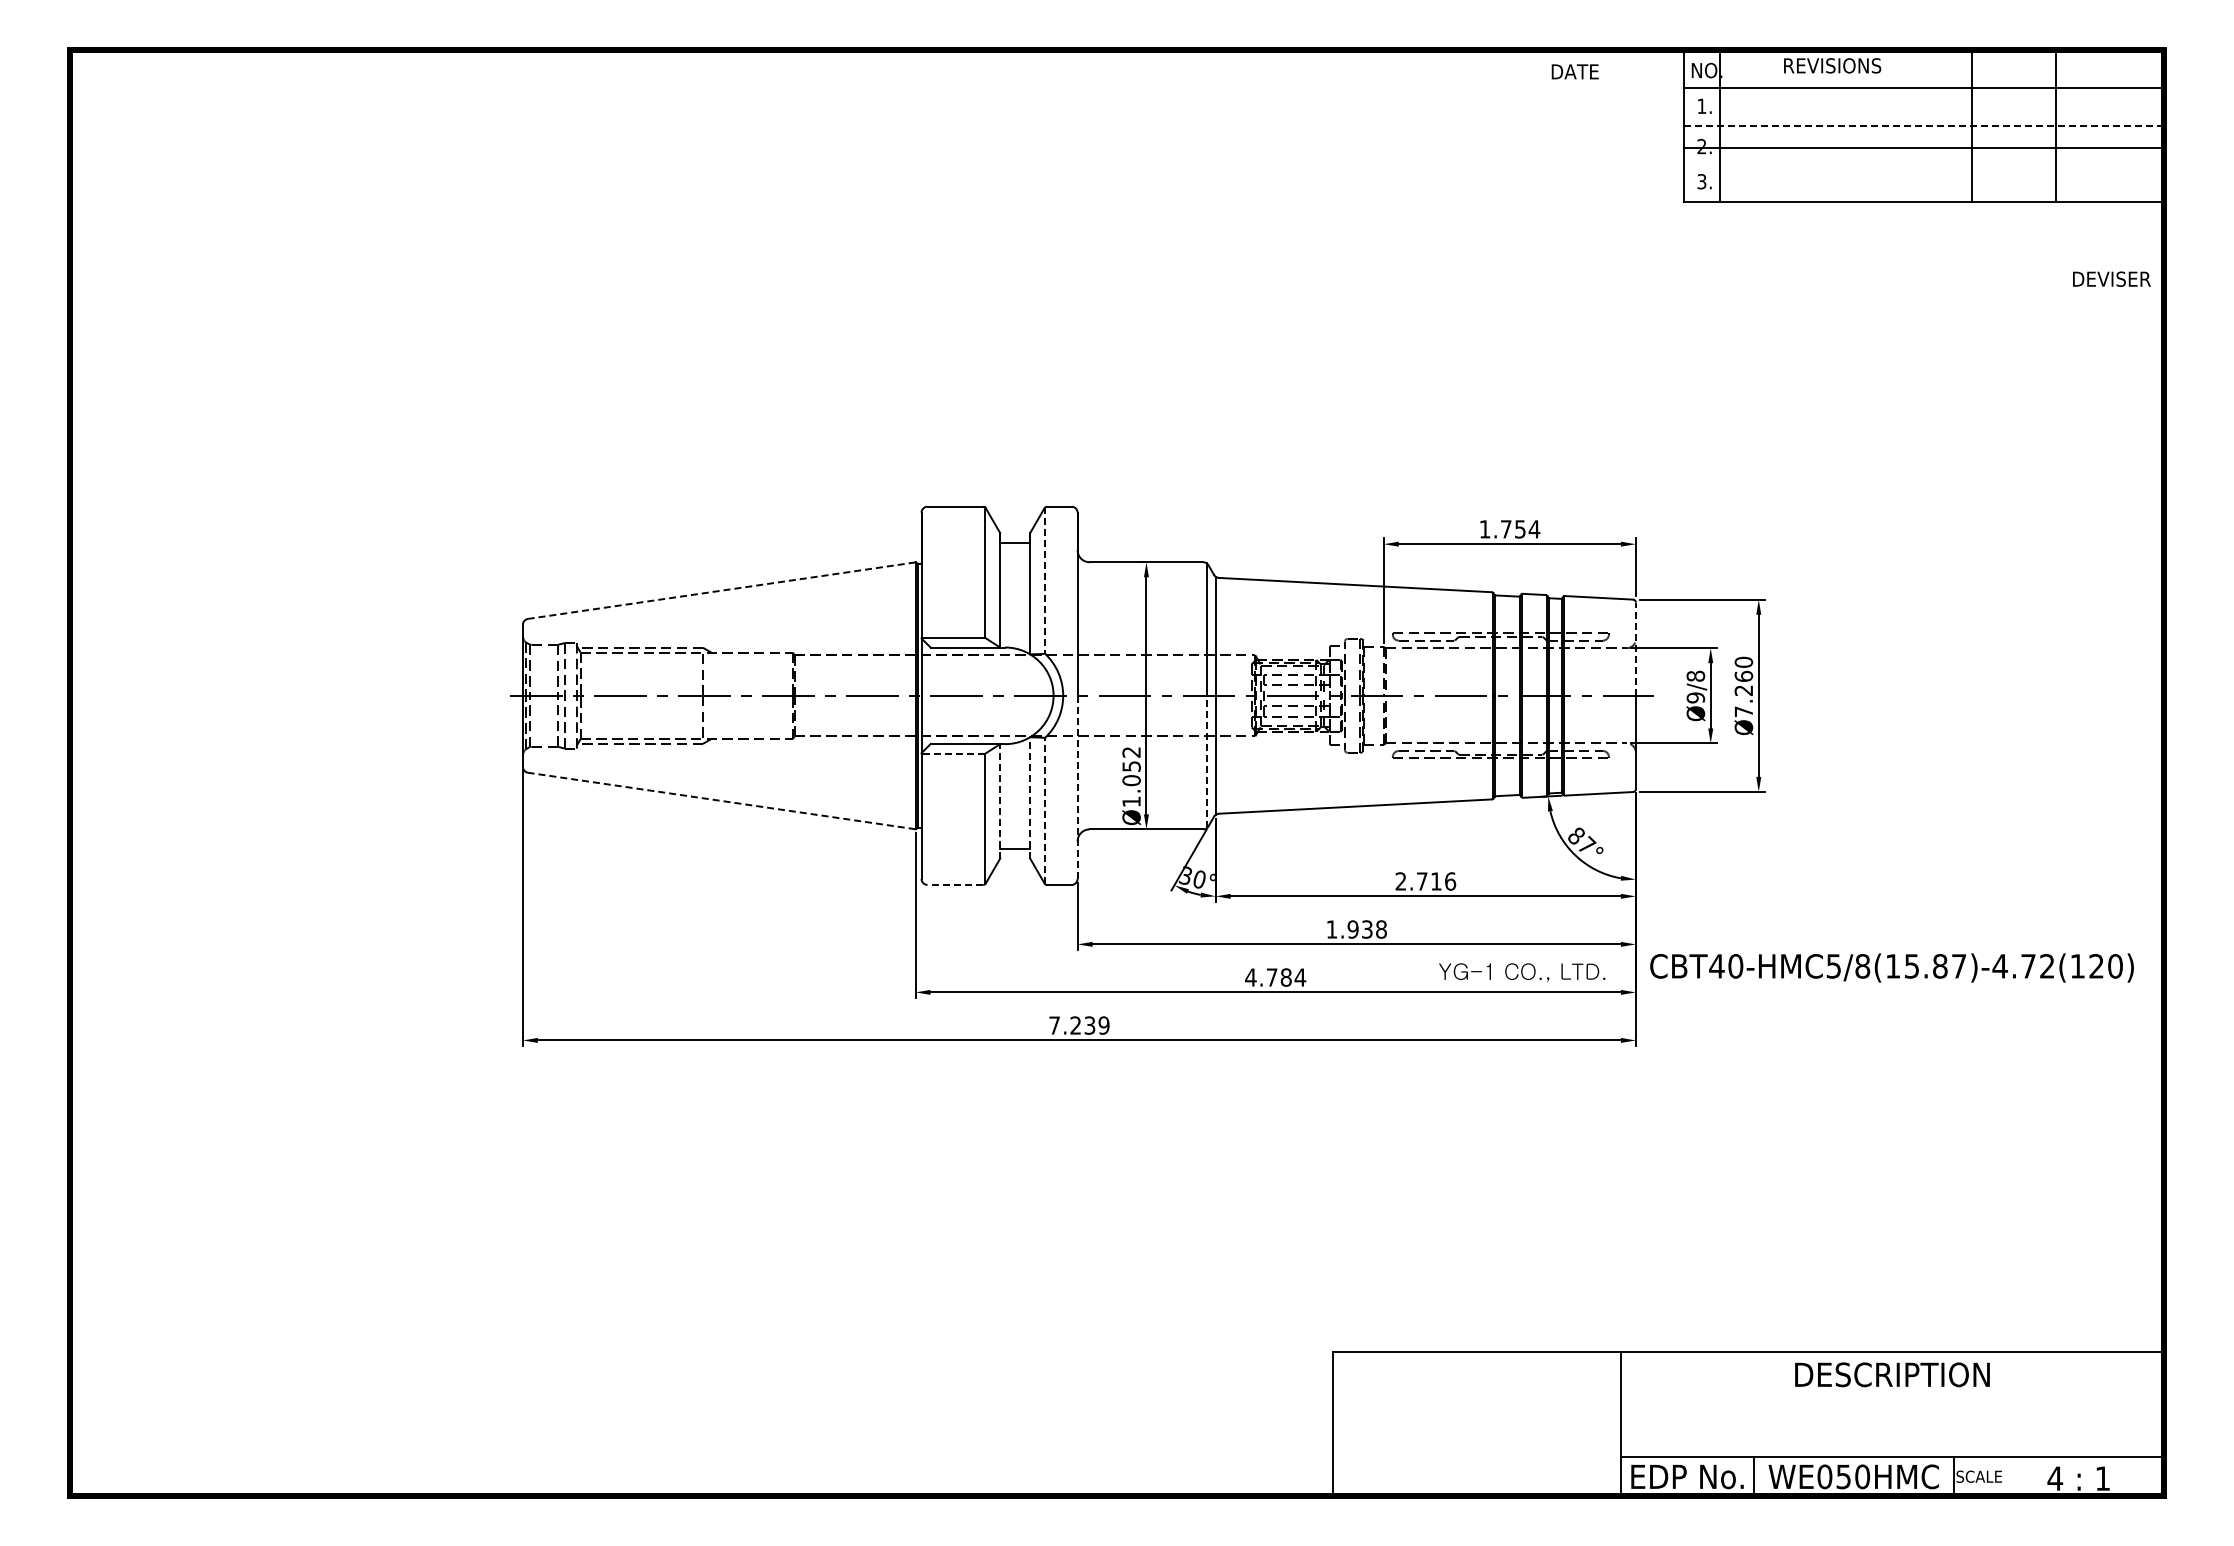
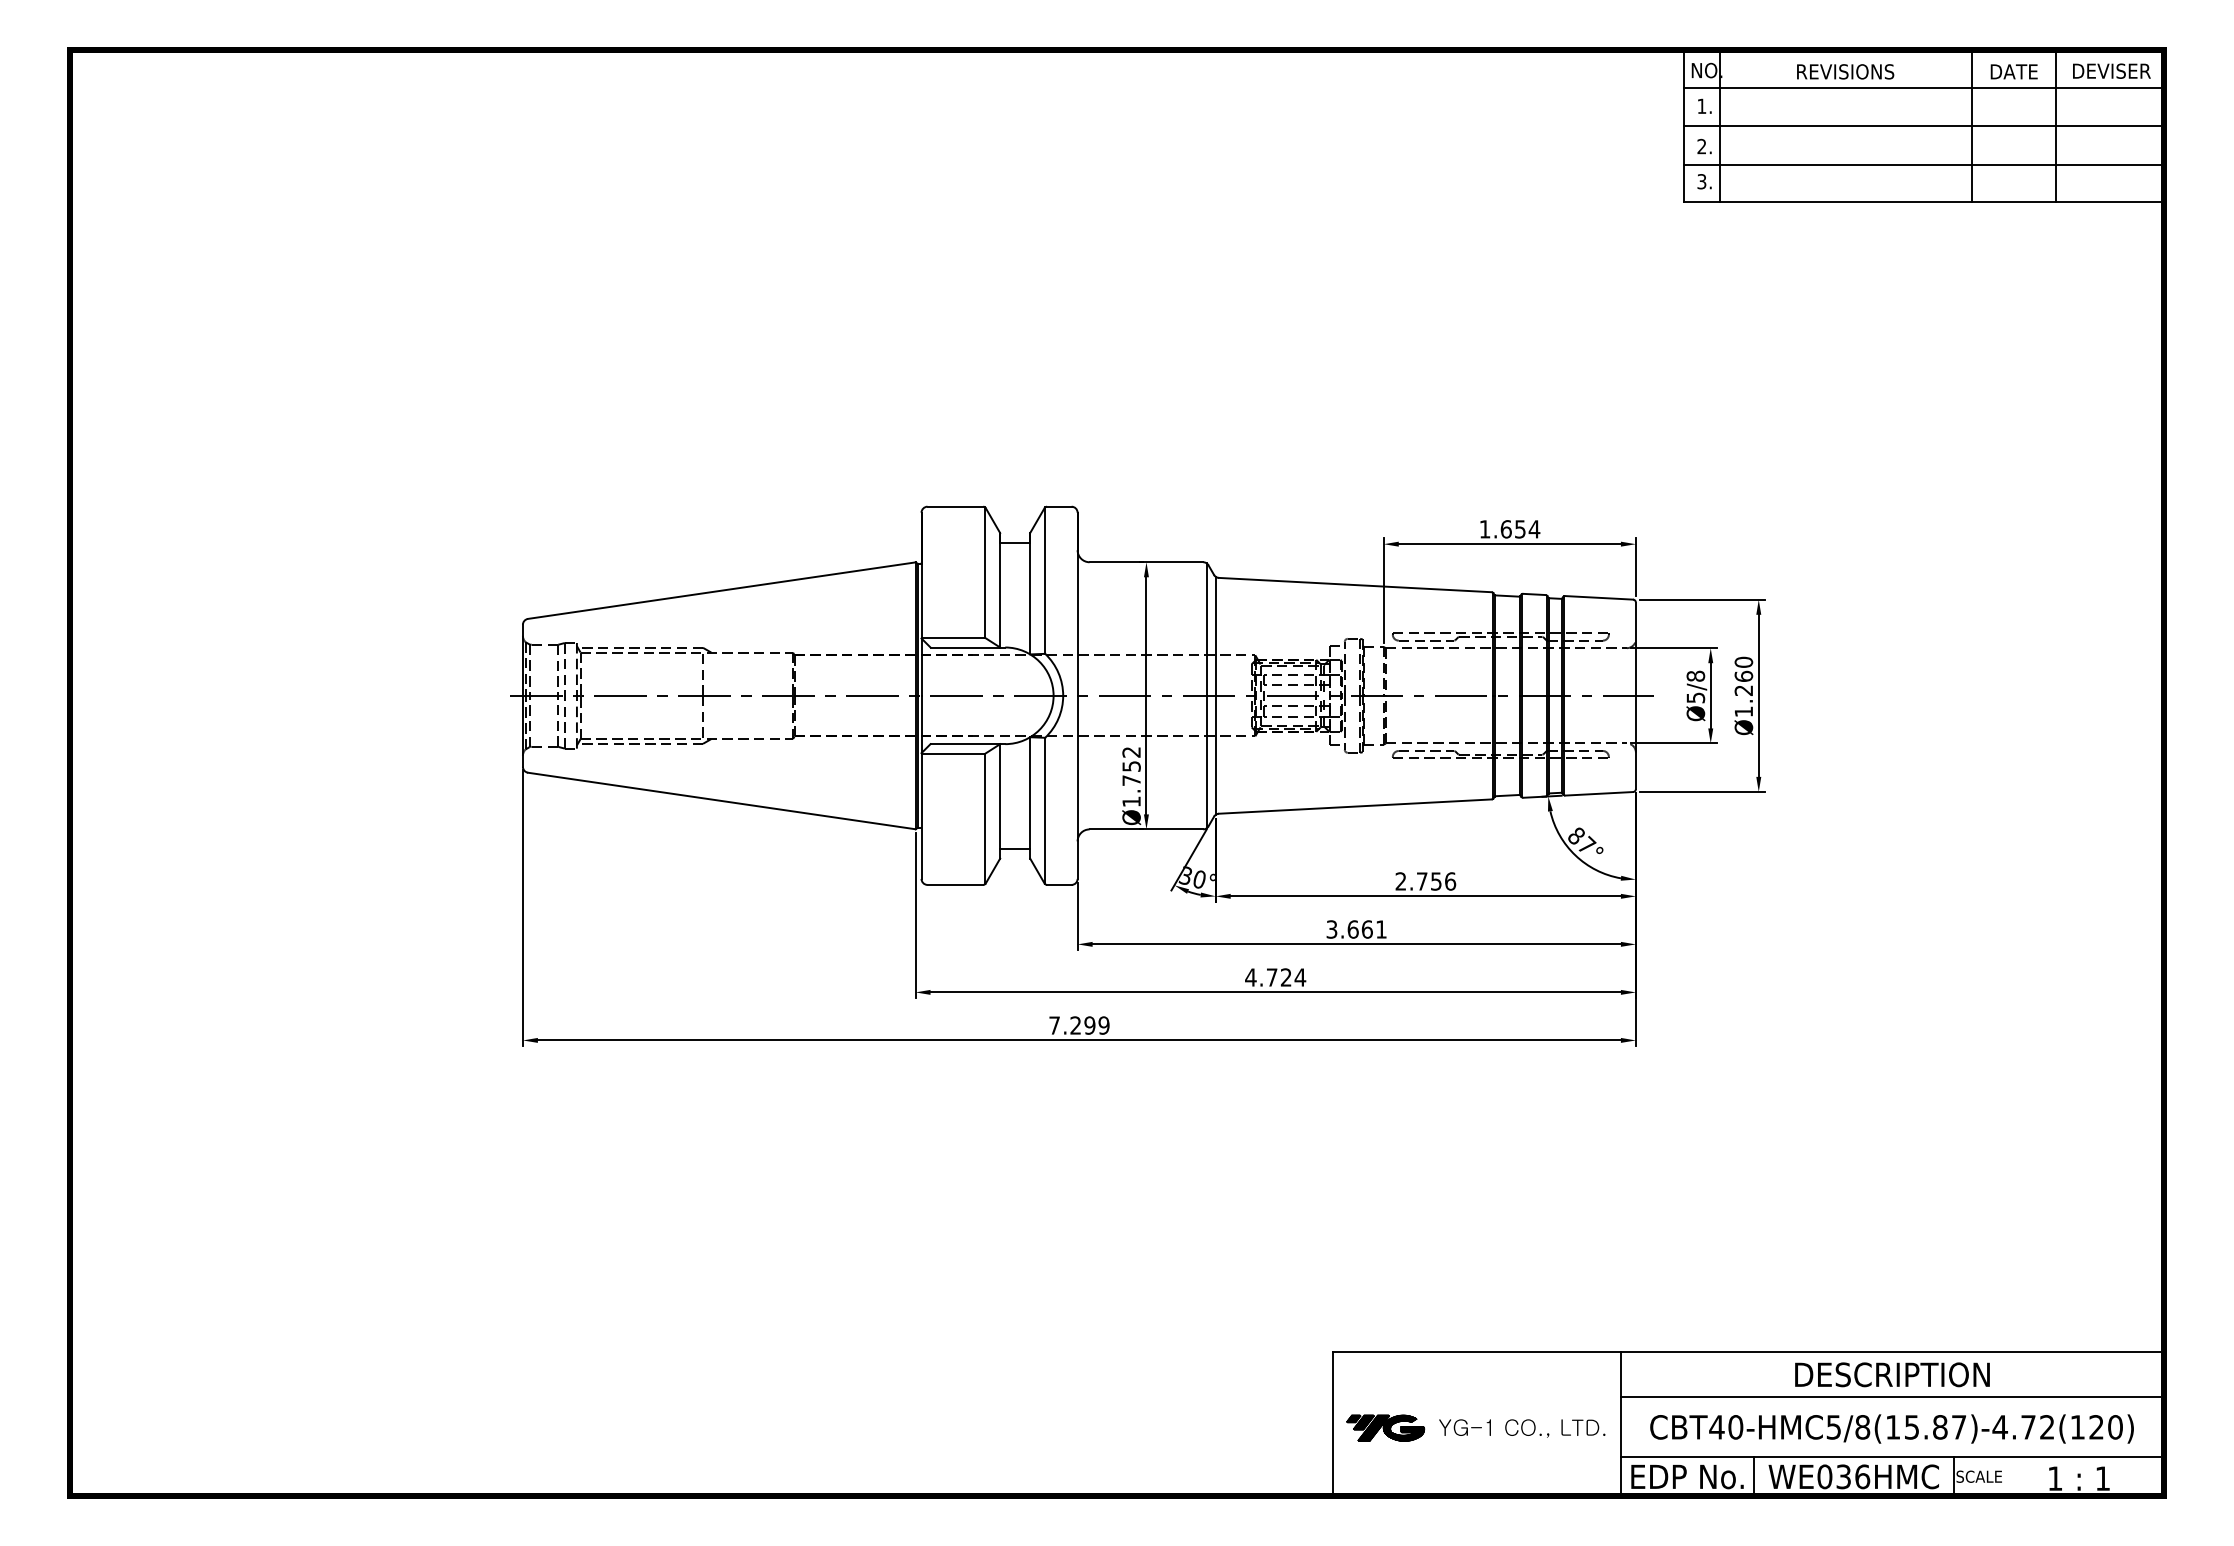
text position: (1832, 65) -> (1845, 71) (1845, 71)
text position: (1574, 71) -> (2013, 71) (2013, 71)
line: dashed -> solid (1924, 126)
line position: (1923, 147) -> (1923, 164) (1923, 164)
text position: (2111, 278) -> (2111, 70) (2111, 70)
text: 1.754 -> 1.654 (1505, 529)
line: dashed -> solid (1045, 581)
line: dashed -> solid (721, 590)
line: dashed -> solid (1635, 649)
text: Ø9/8 -> Ø5/8 (1695, 697)
text: Ø7.260 -> Ø1.260 (1743, 711)
line: dashed -> solid (953, 753)
line: dashed -> solid (1206, 761)
text: Ø1.052 -> Ø1.752 (1131, 780)
line: dashed -> solid (1077, 787)
line: dashed -> solid (1030, 797)
line: dashed -> solid (1000, 800)
line: dashed -> solid (721, 801)
line: dashed -> solid (1045, 810)
text: 2.716 -> 2.756 (1436, 881)
line: dashed -> solid (955, 884)
text: 1.938 -> 3.661 (1356, 929)
text position: (1891, 967) -> (1891, 1428) (1891, 1428)
text position: (1522, 972) -> (1522, 1428) (1522, 1428)
text: 4.784 -> 4.724 (1285, 977)
text: 7.239 -> 7.299 (1089, 1025)
line: none -> present (1892, 1397)
part: none -> present (1385, 1427)
text: WE050HMC -> WE036HMC (1853, 1476)
text: 4 -> 1 (2055, 1478)
